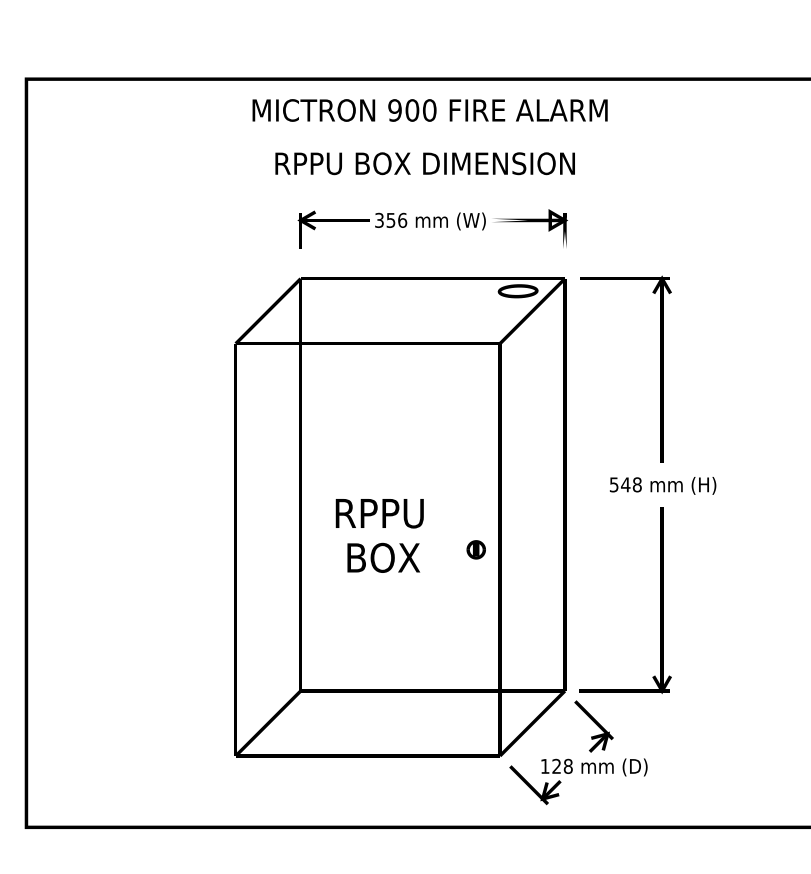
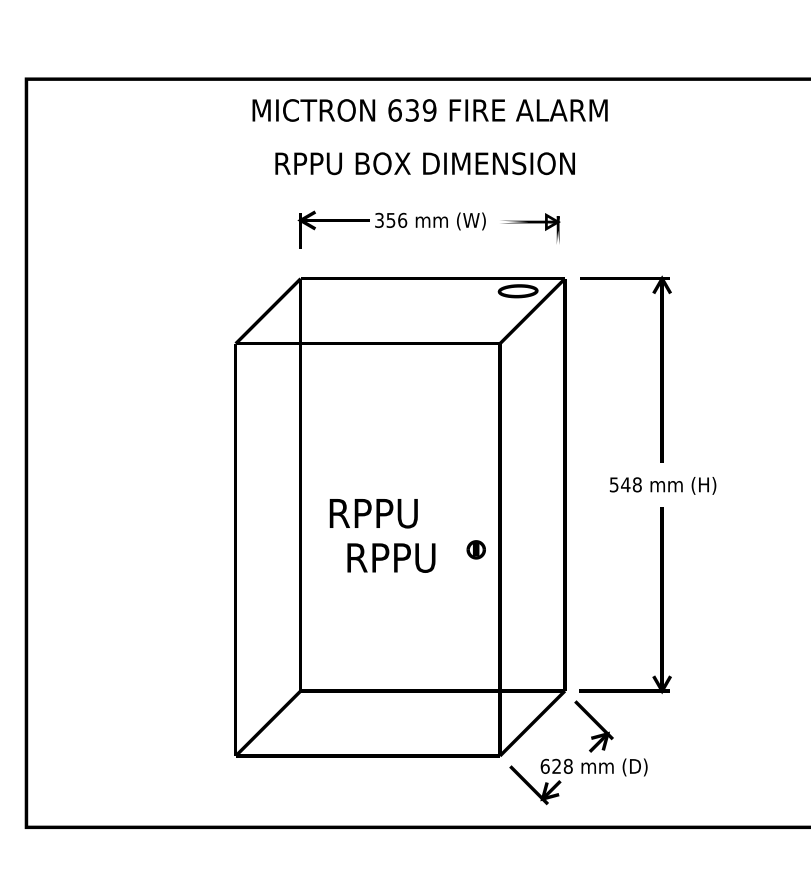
text: 900 -> 639 (412, 110)
part size: 74x39 px -> 59x31 px (531, 228)
text position: (379, 513) -> (373, 513) (373, 513)
text: BOX -> RPPU (393, 557)
text: 128 -> 628 (544, 765)
